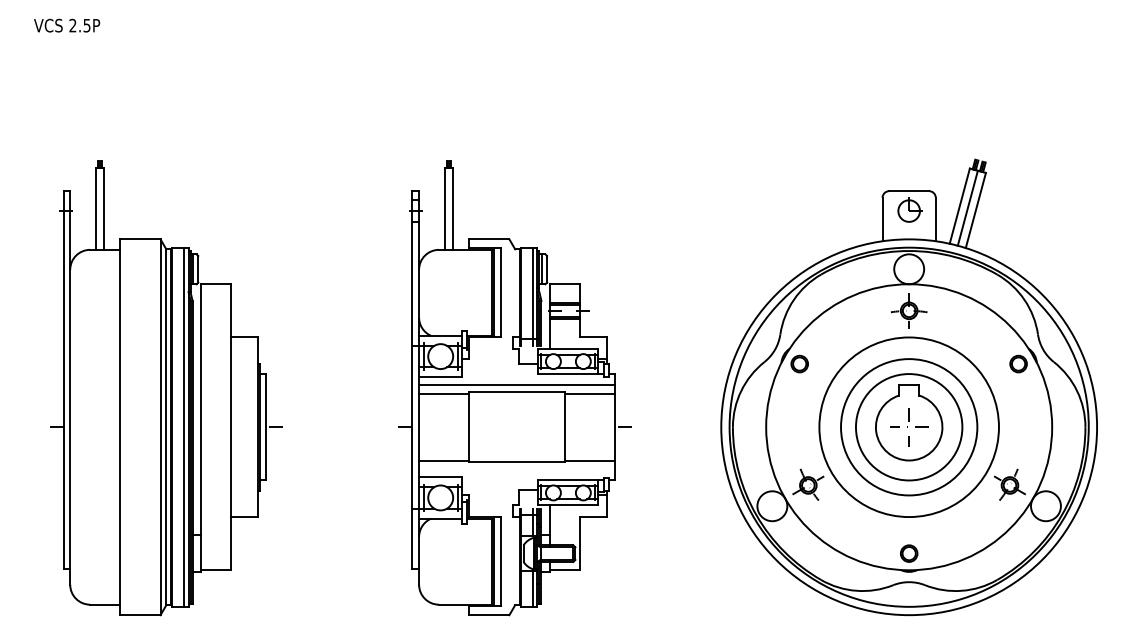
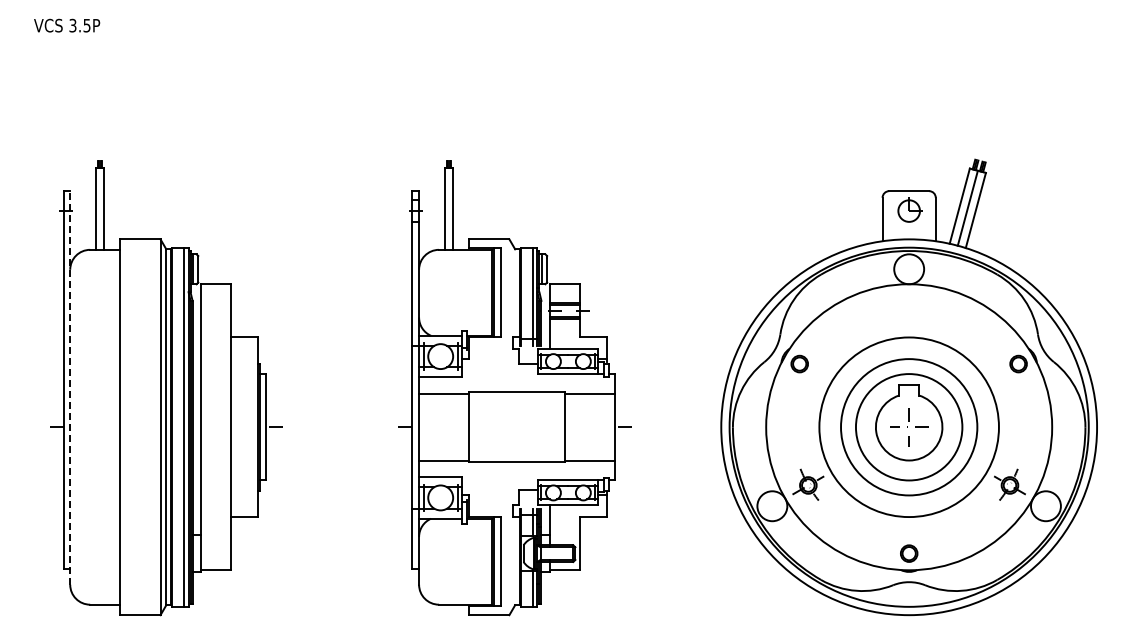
text: 2.5P -> 3.5P (72, 25)
part: present -> none (908, 310)
line: present -> none (517, 384)
line: solid -> dashed (70, 387)
